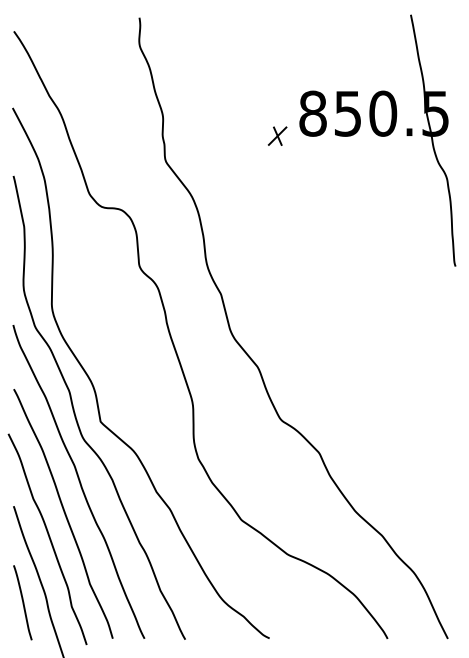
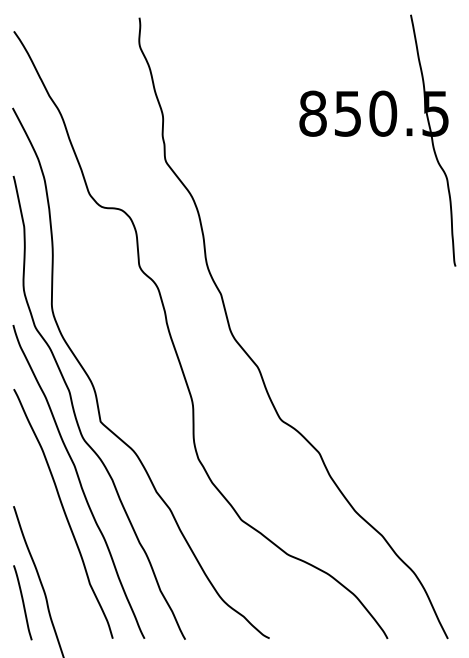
part: present -> none (277, 135)
curve: present -> none (49, 539)
